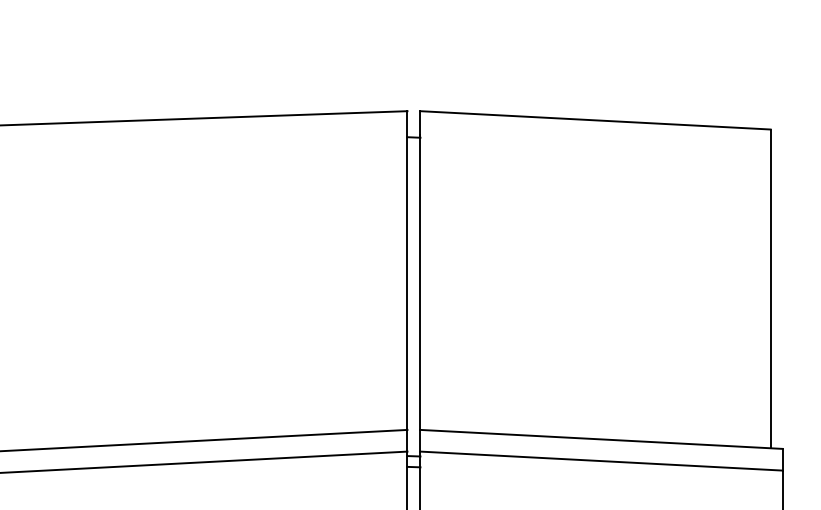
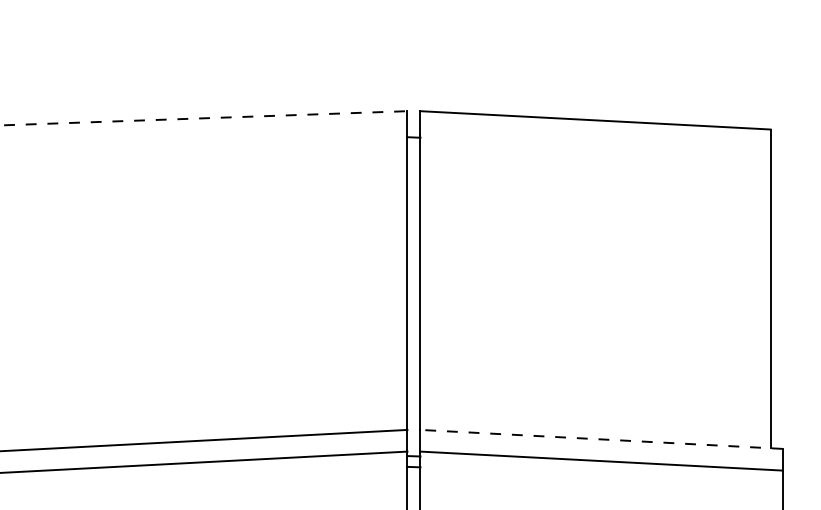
line: solid -> dashed (204, 118)
line: solid -> dashed (601, 439)
